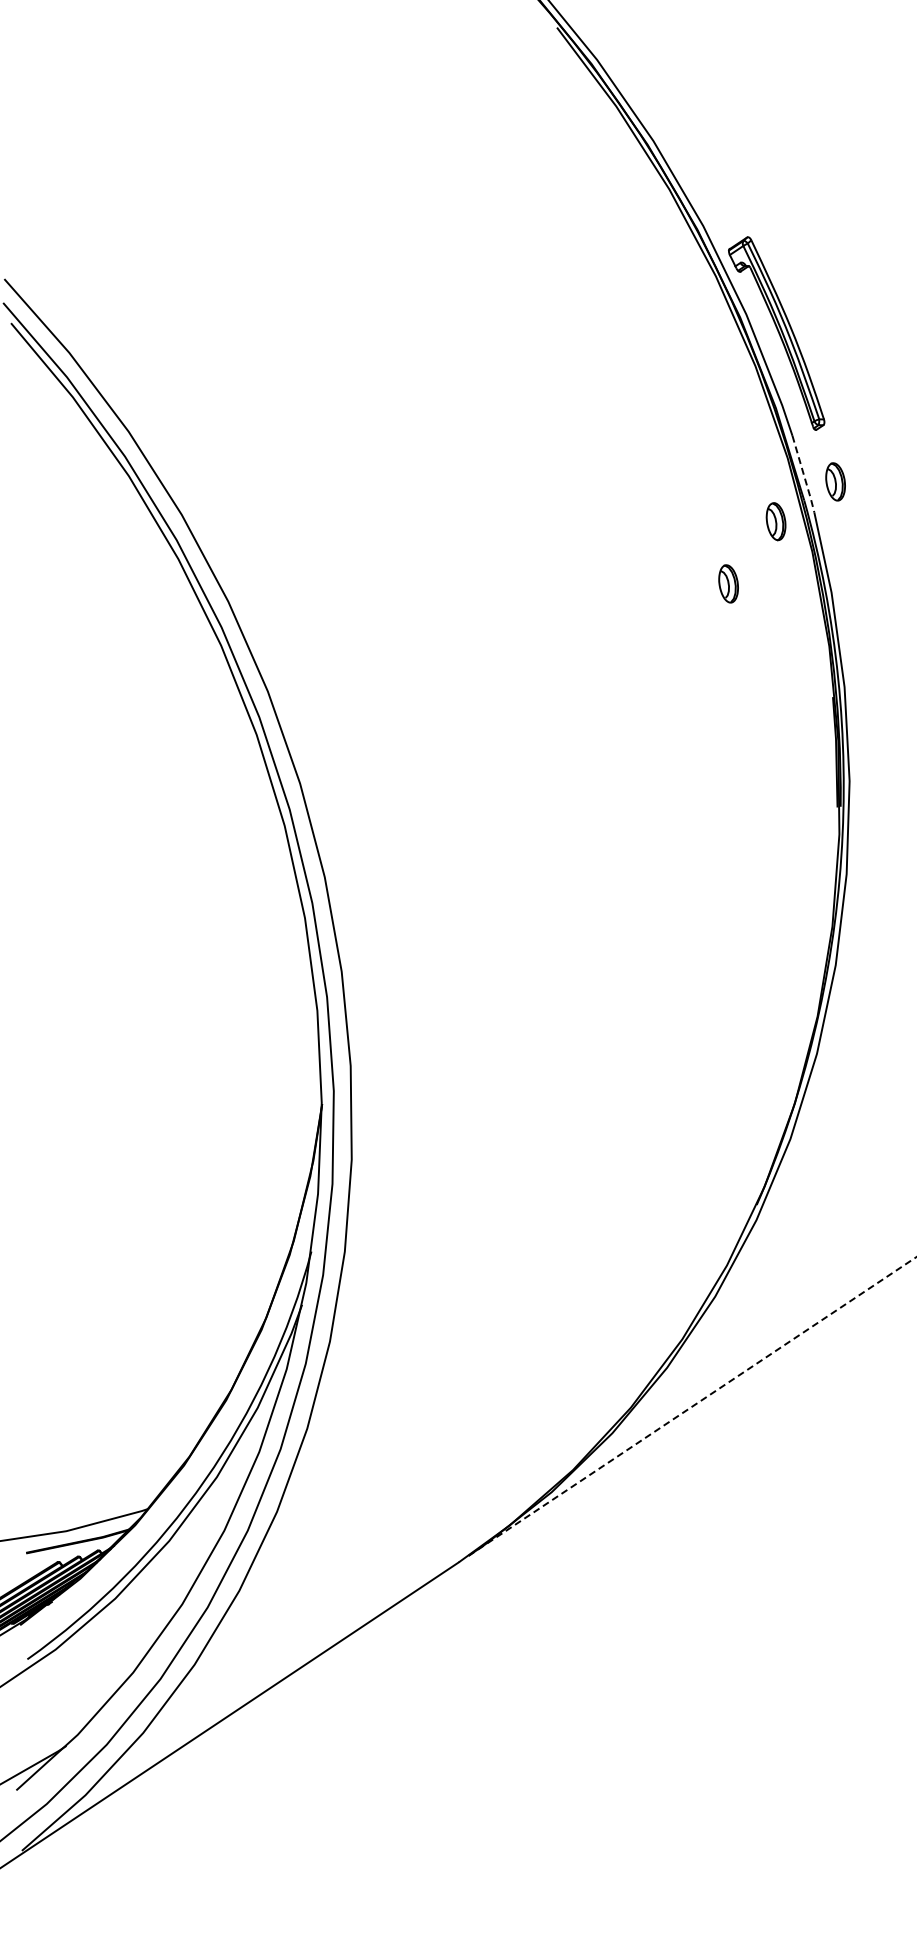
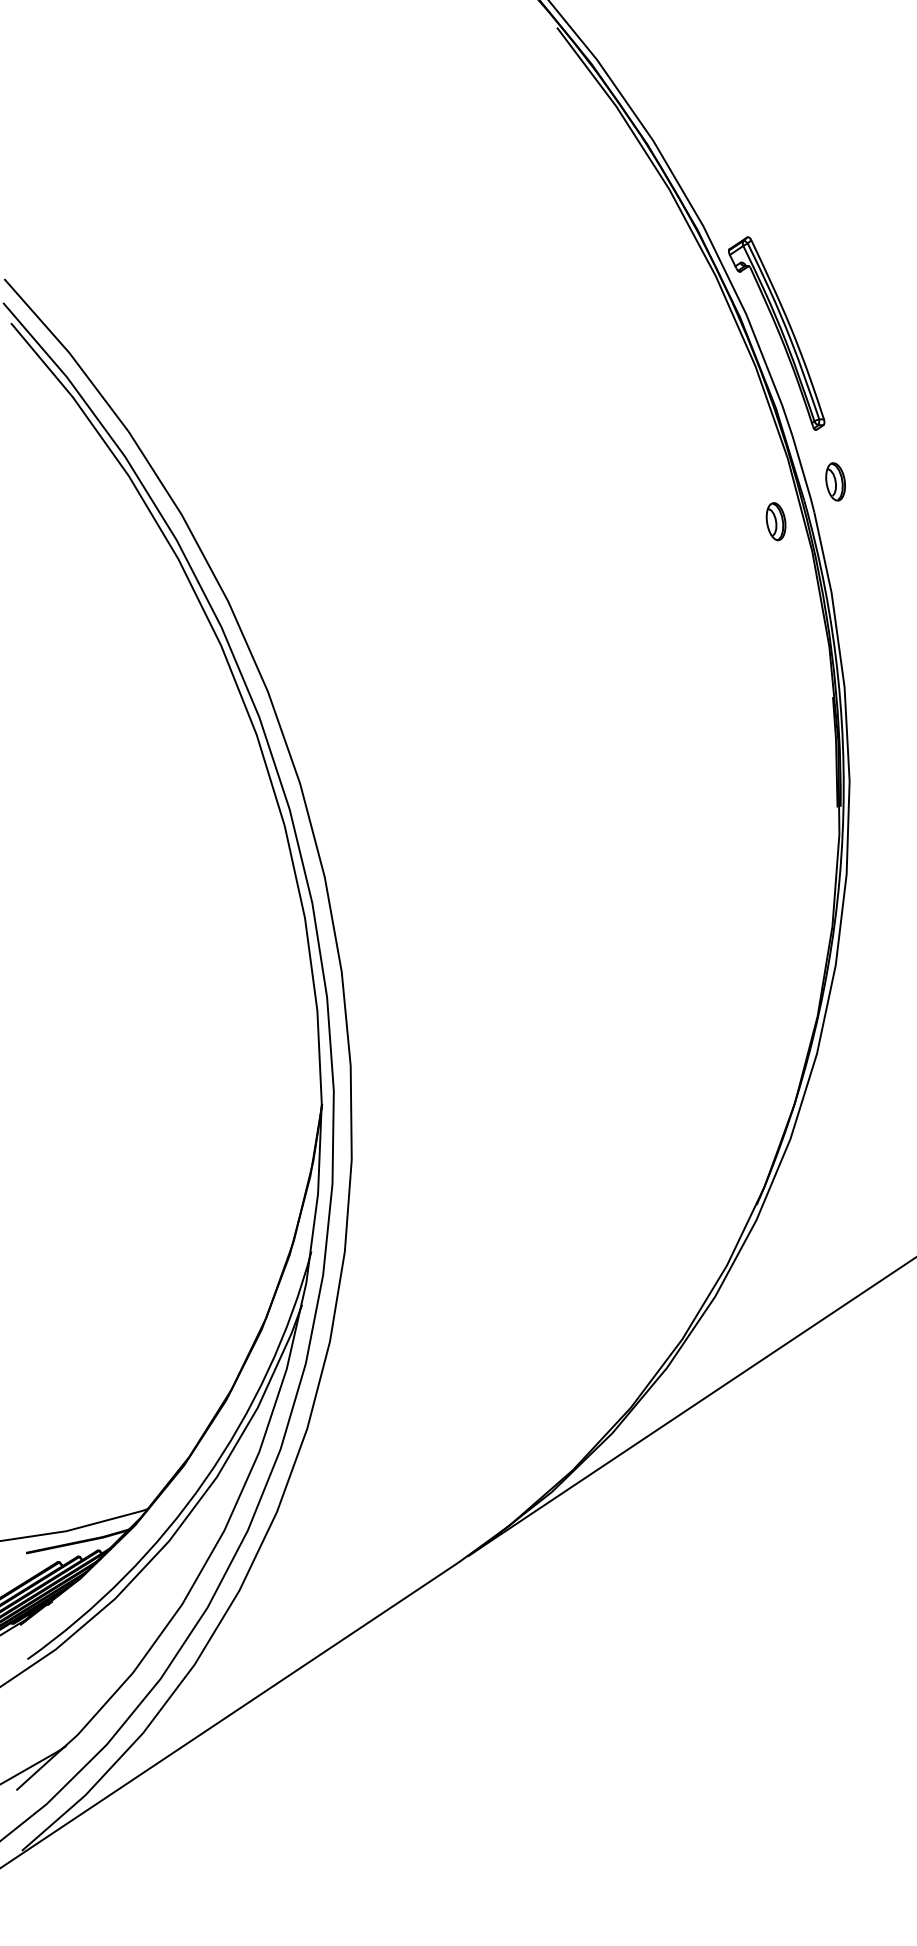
line: dashed -> solid (803, 474)
part: present -> none (728, 583)
line: dashed -> solid (693, 1406)
